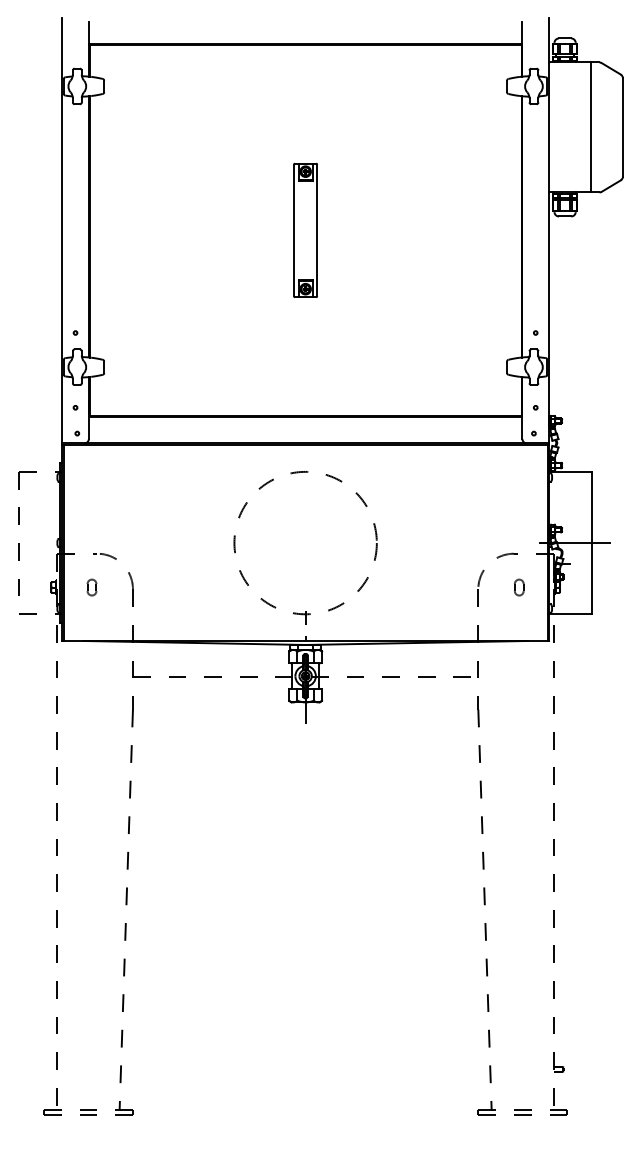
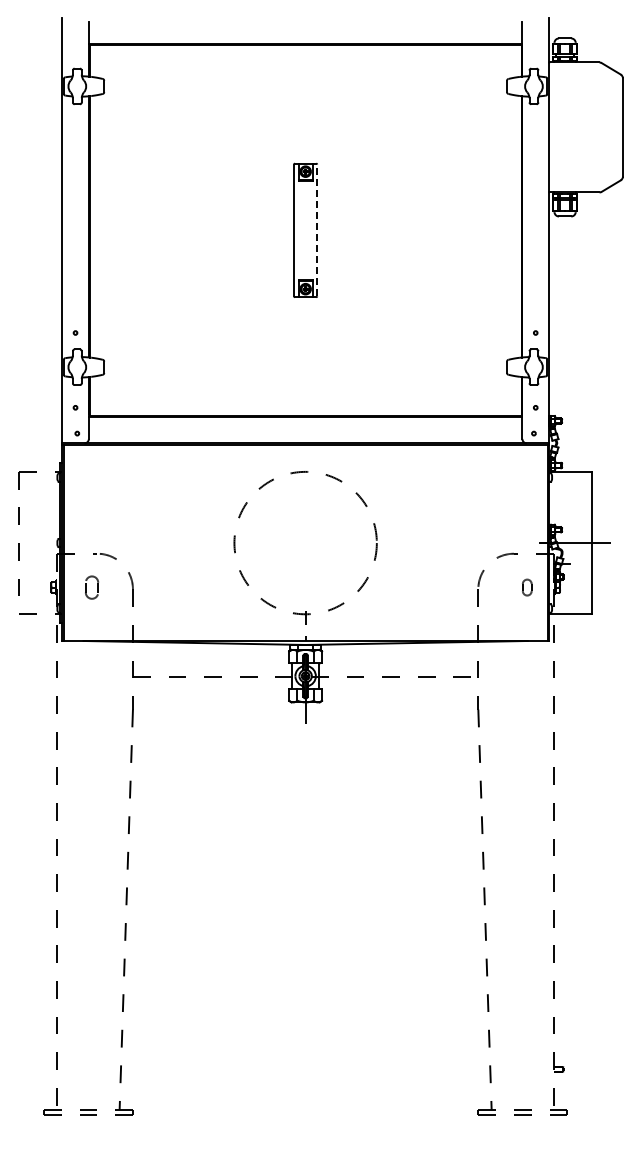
line: present -> none (590, 127)
line: solid -> dashed (317, 230)
part size: 12x19 px -> 15x25 px (92, 587)
part position: (519, 587) -> (527, 587) (527, 587)
